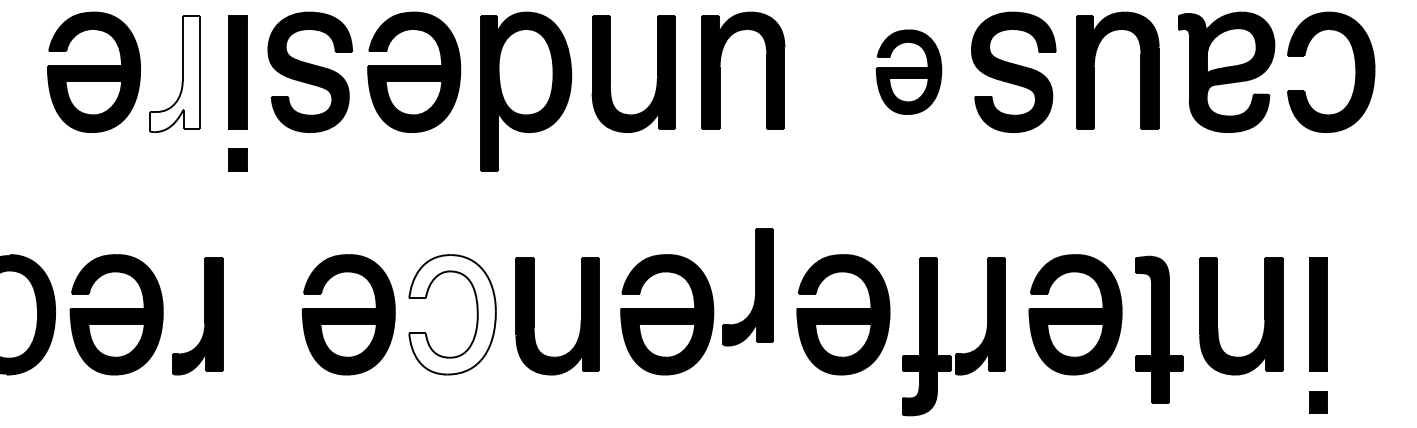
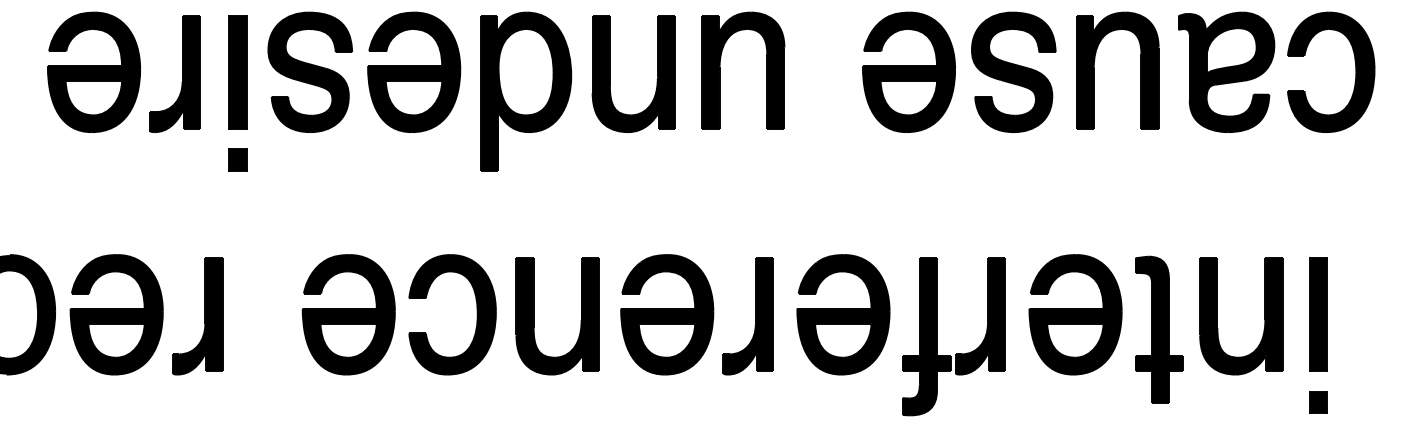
part size: 68x86 px -> 94x122 px (908, 71)
fill: none -> present (174, 74)
part position: (755, 287) -> (755, 316) (755, 316)
fill: none -> present (452, 314)
